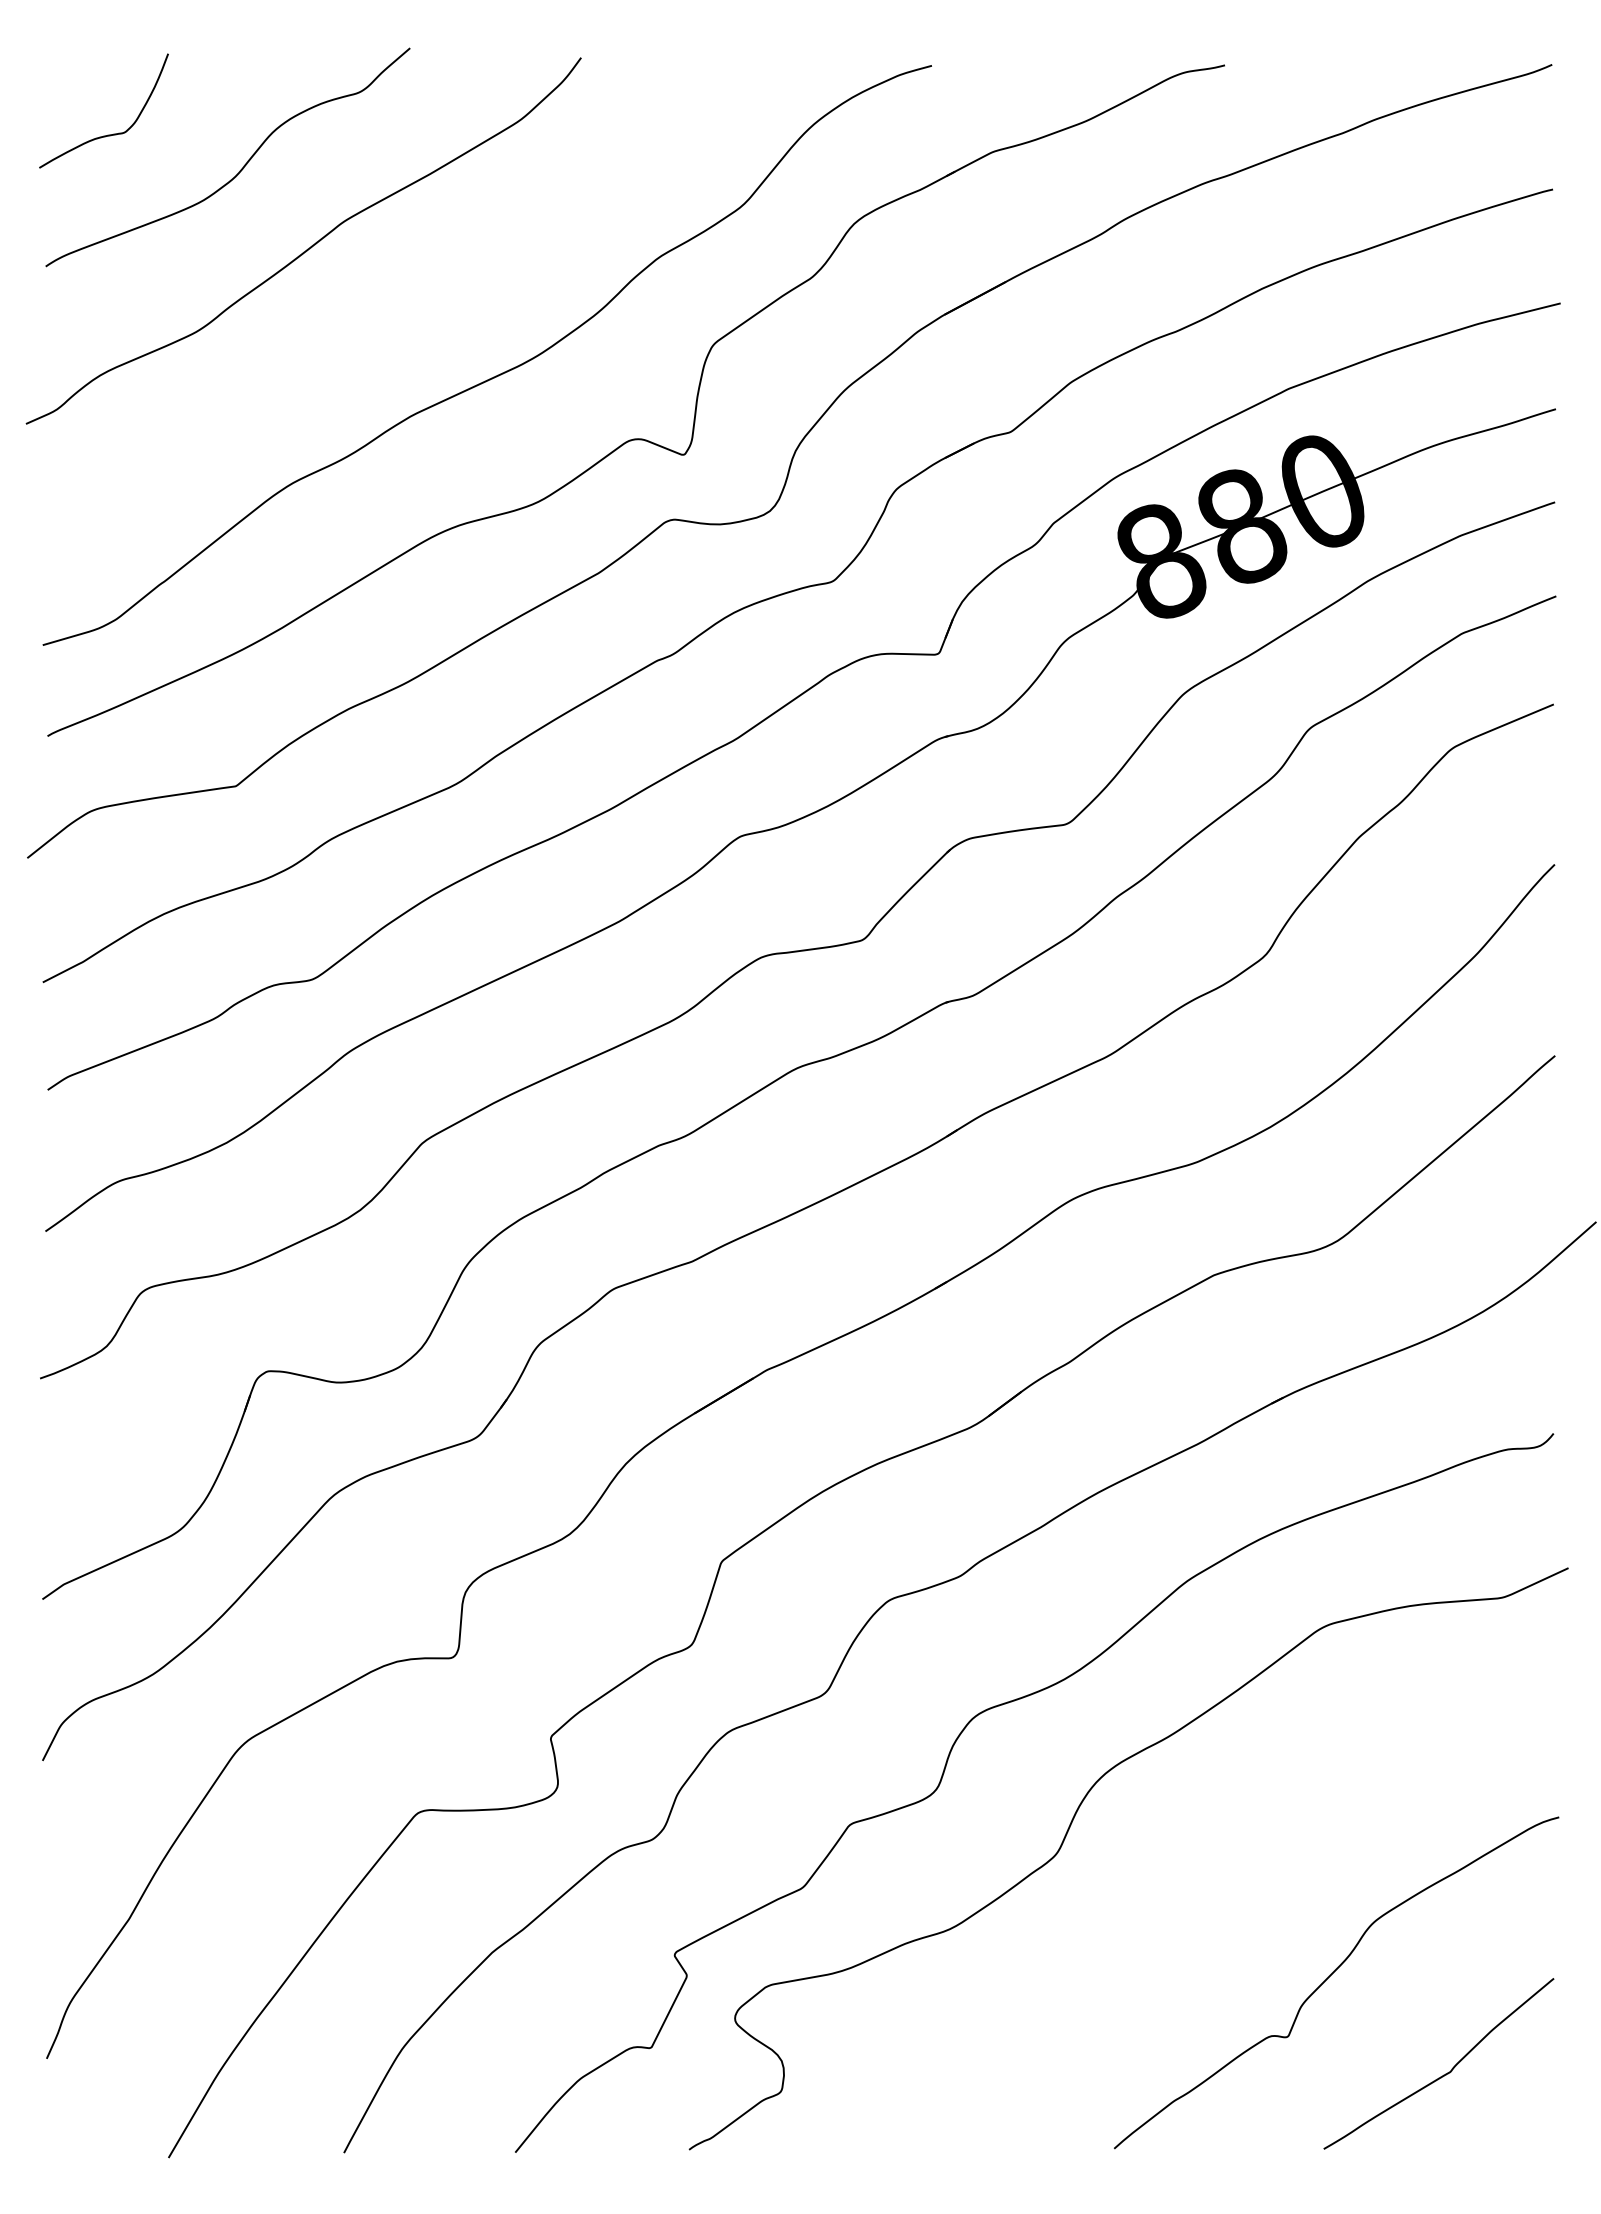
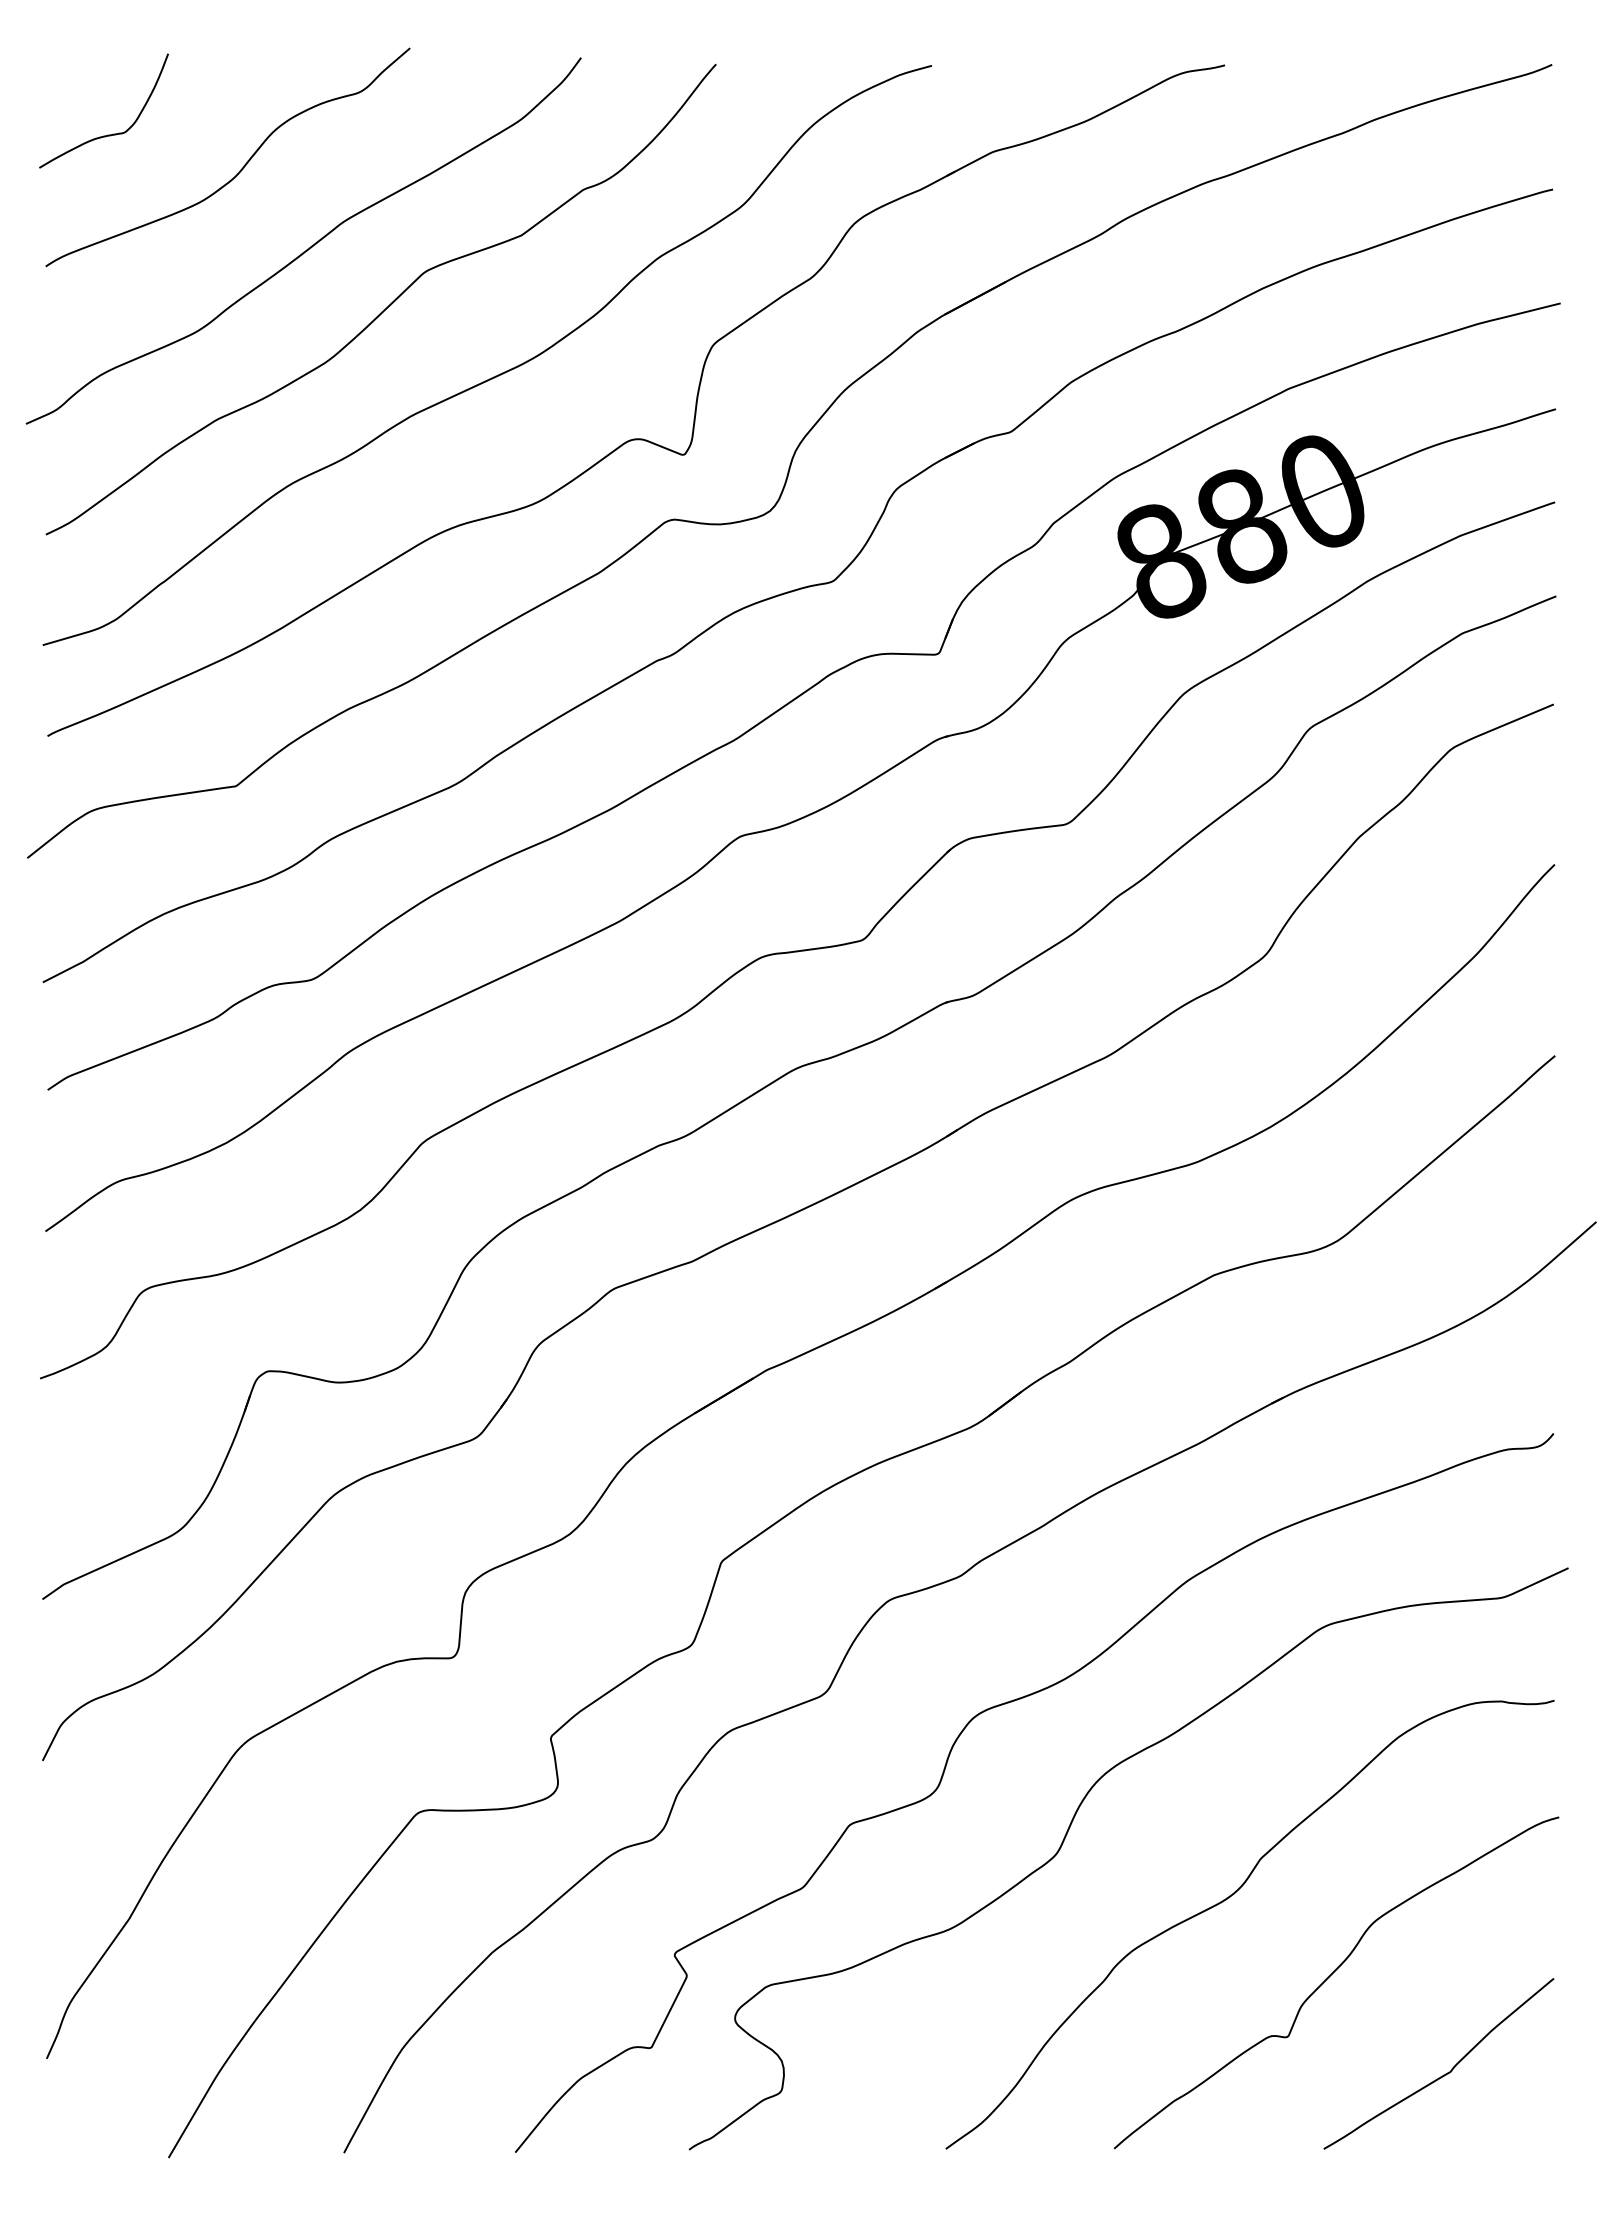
curve: none -> present (387, 306)
curve: none -> present (1229, 1898)
